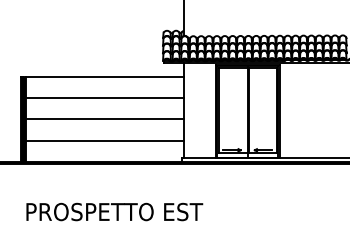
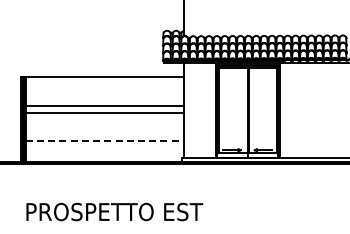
line position: (104, 98) -> (104, 106) (104, 106)
line position: (104, 119) -> (104, 113) (104, 113)
line: solid -> dashed (105, 140)
